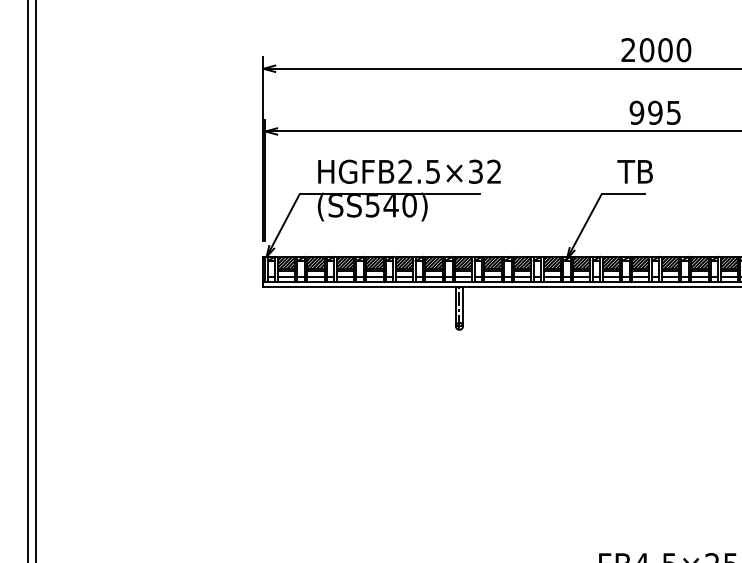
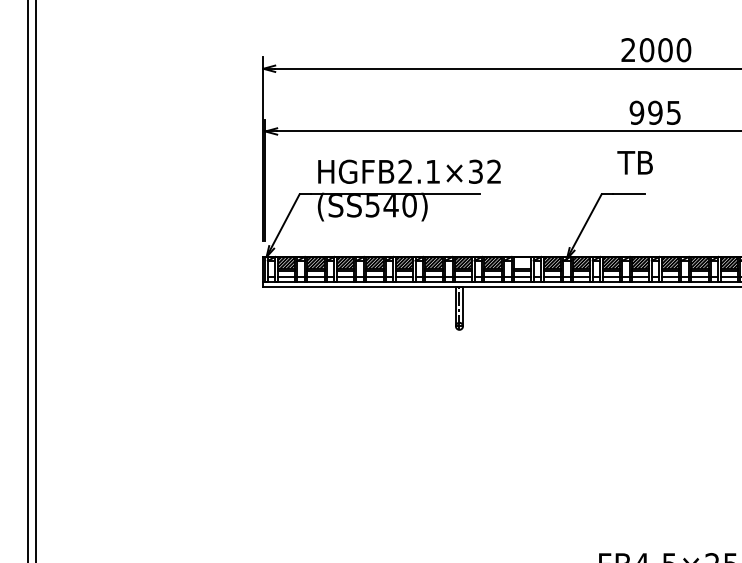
text: HGFB2.5×32 -> HGFB2.1×32 (432, 171)
text position: (634, 171) -> (634, 162) (634, 162)
hatch: present -> none (522, 262)
